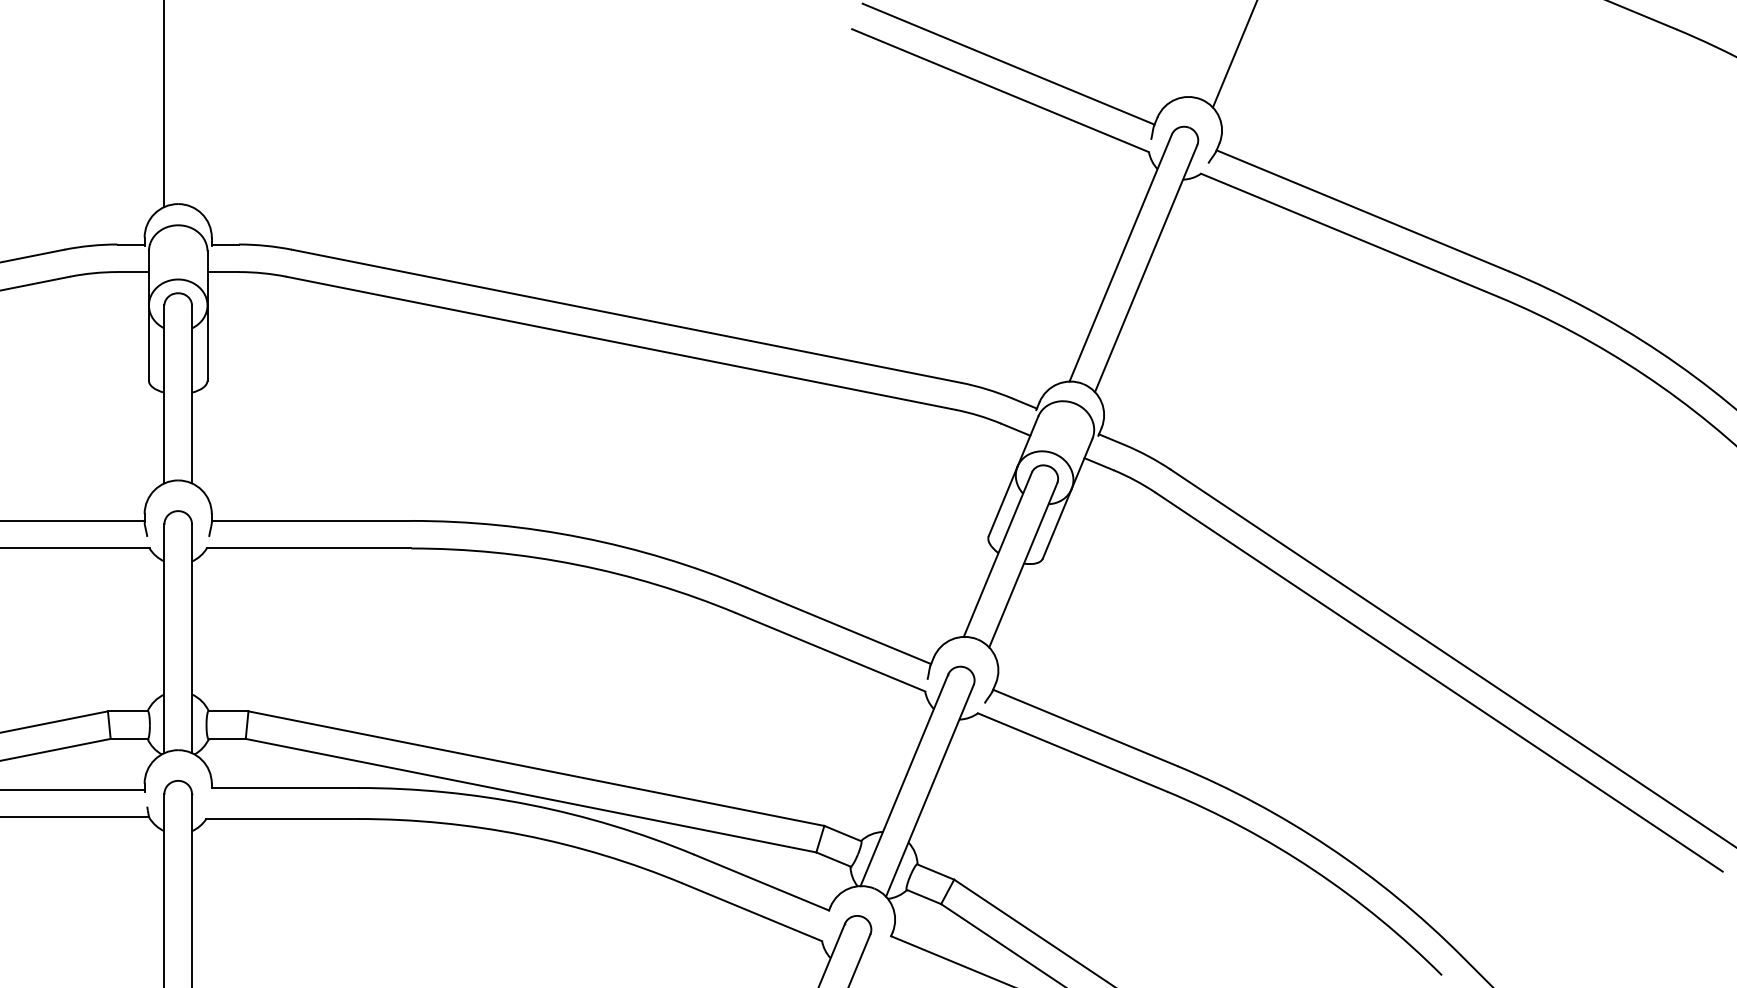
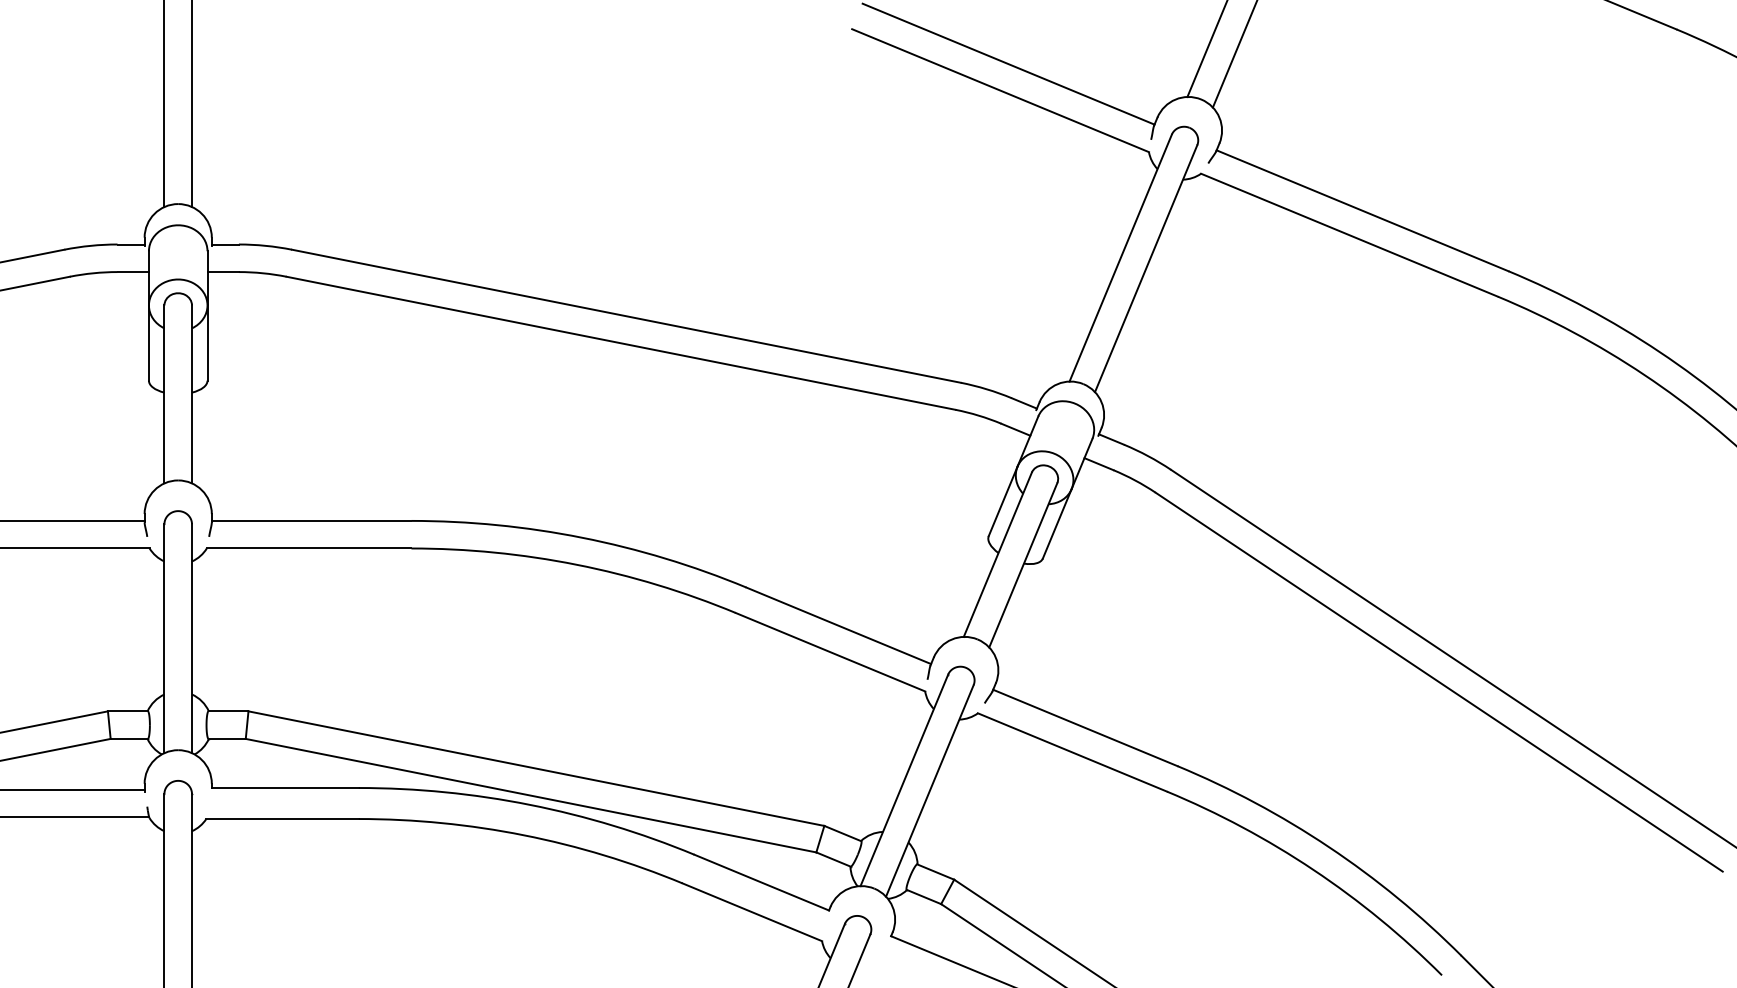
line: none -> present (1206, 49)
line: none -> present (192, 104)
